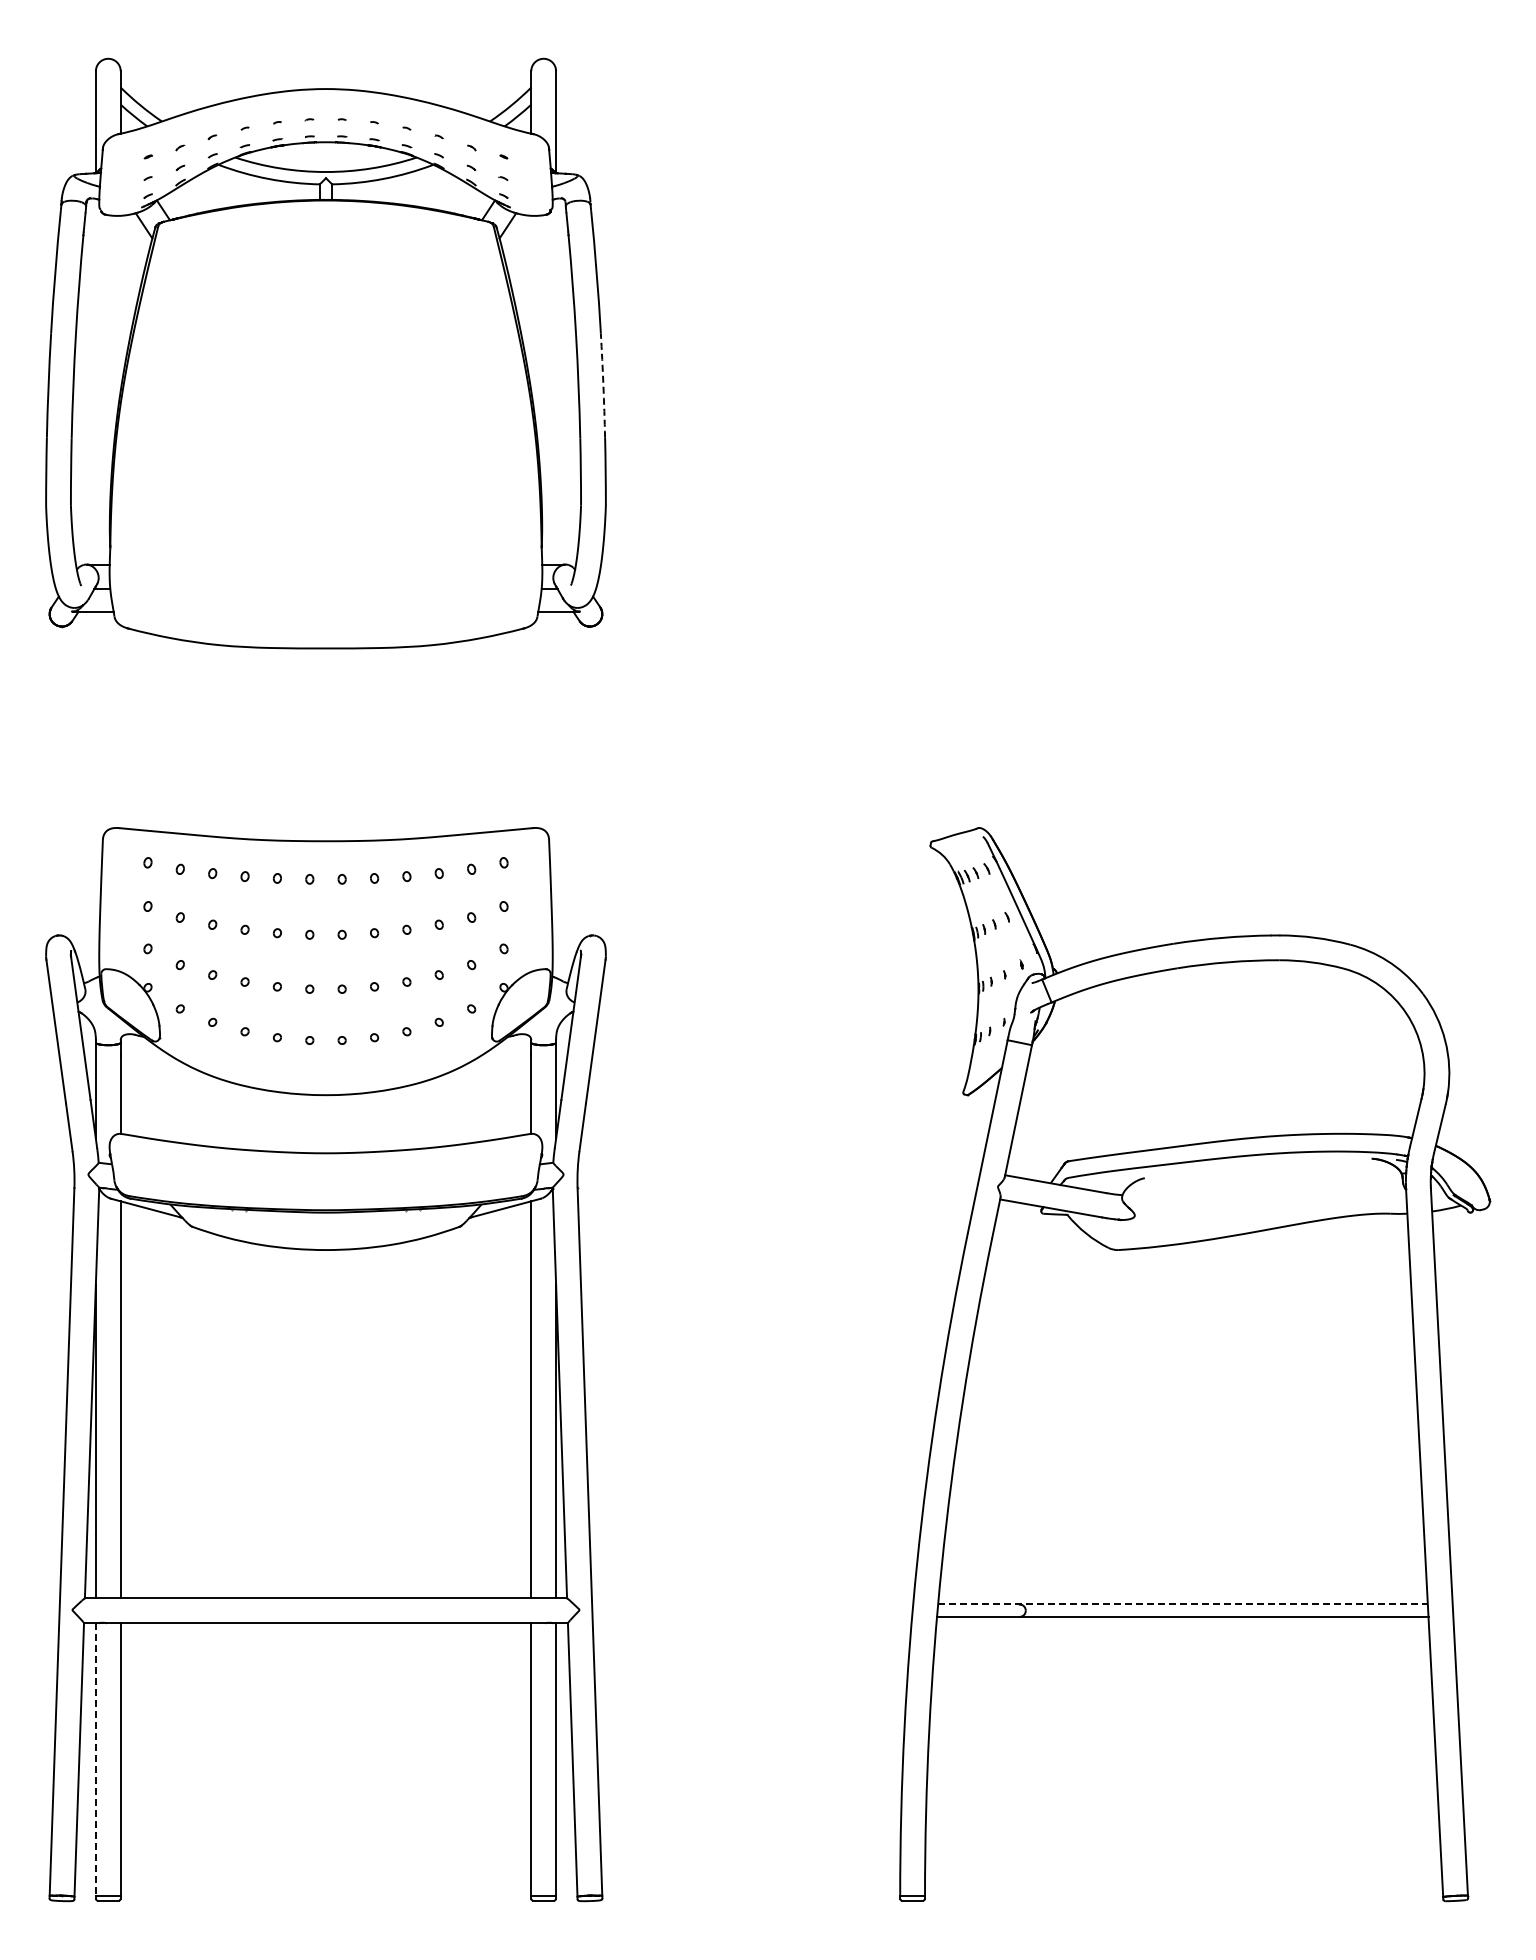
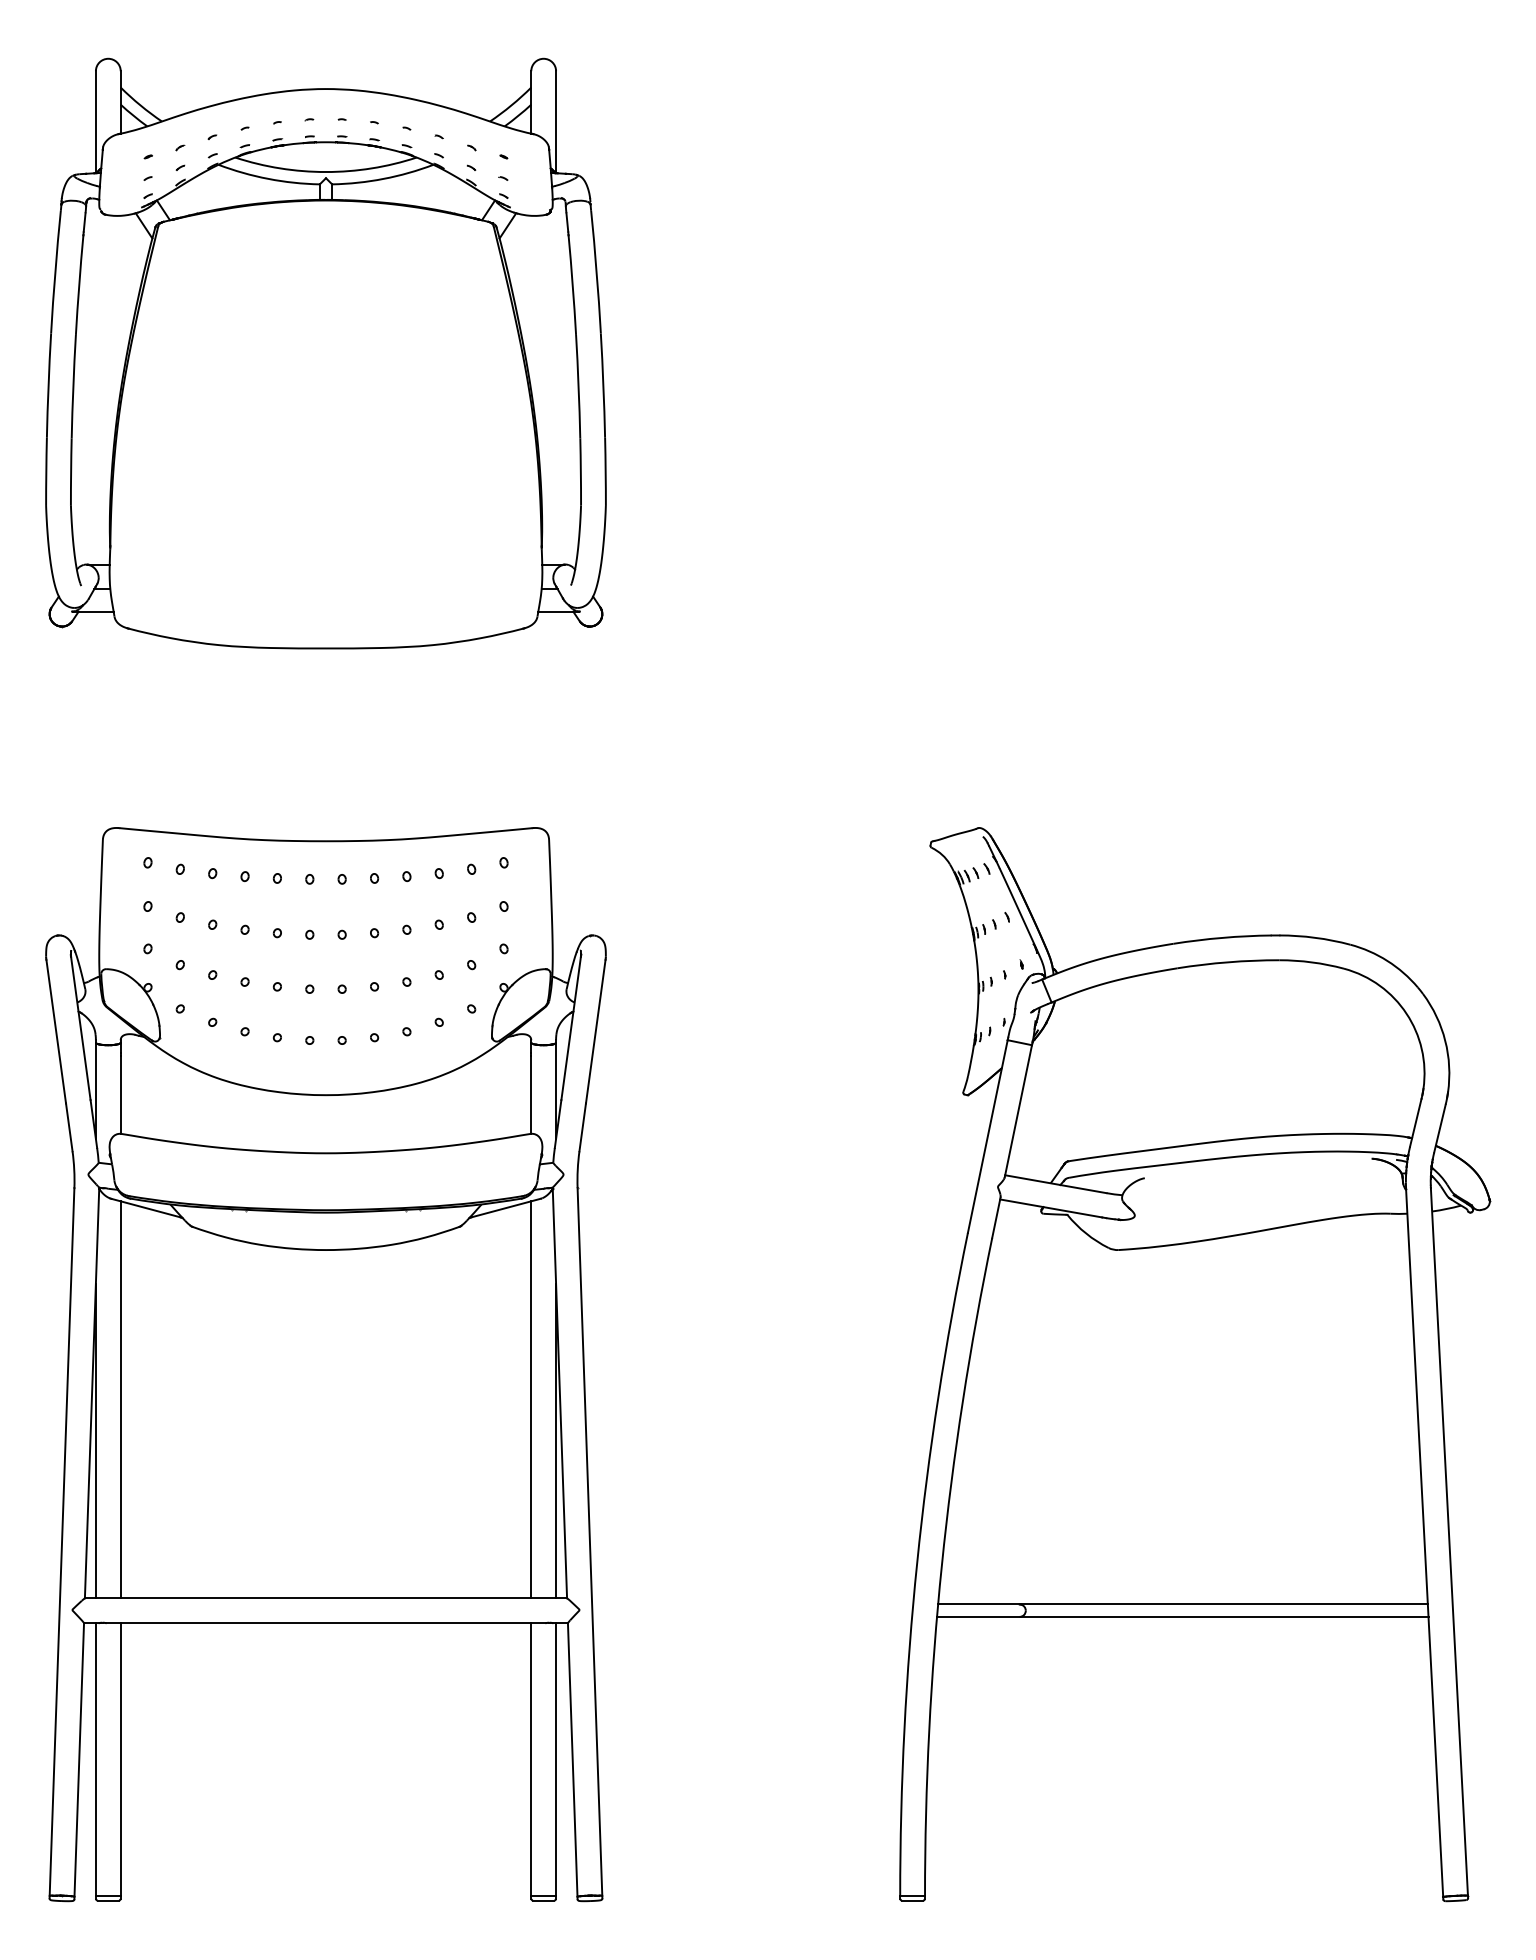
arc: dashed -> solid (603, 385)
line: dashed -> solid (1183, 1604)
line: dashed -> solid (95, 1759)
